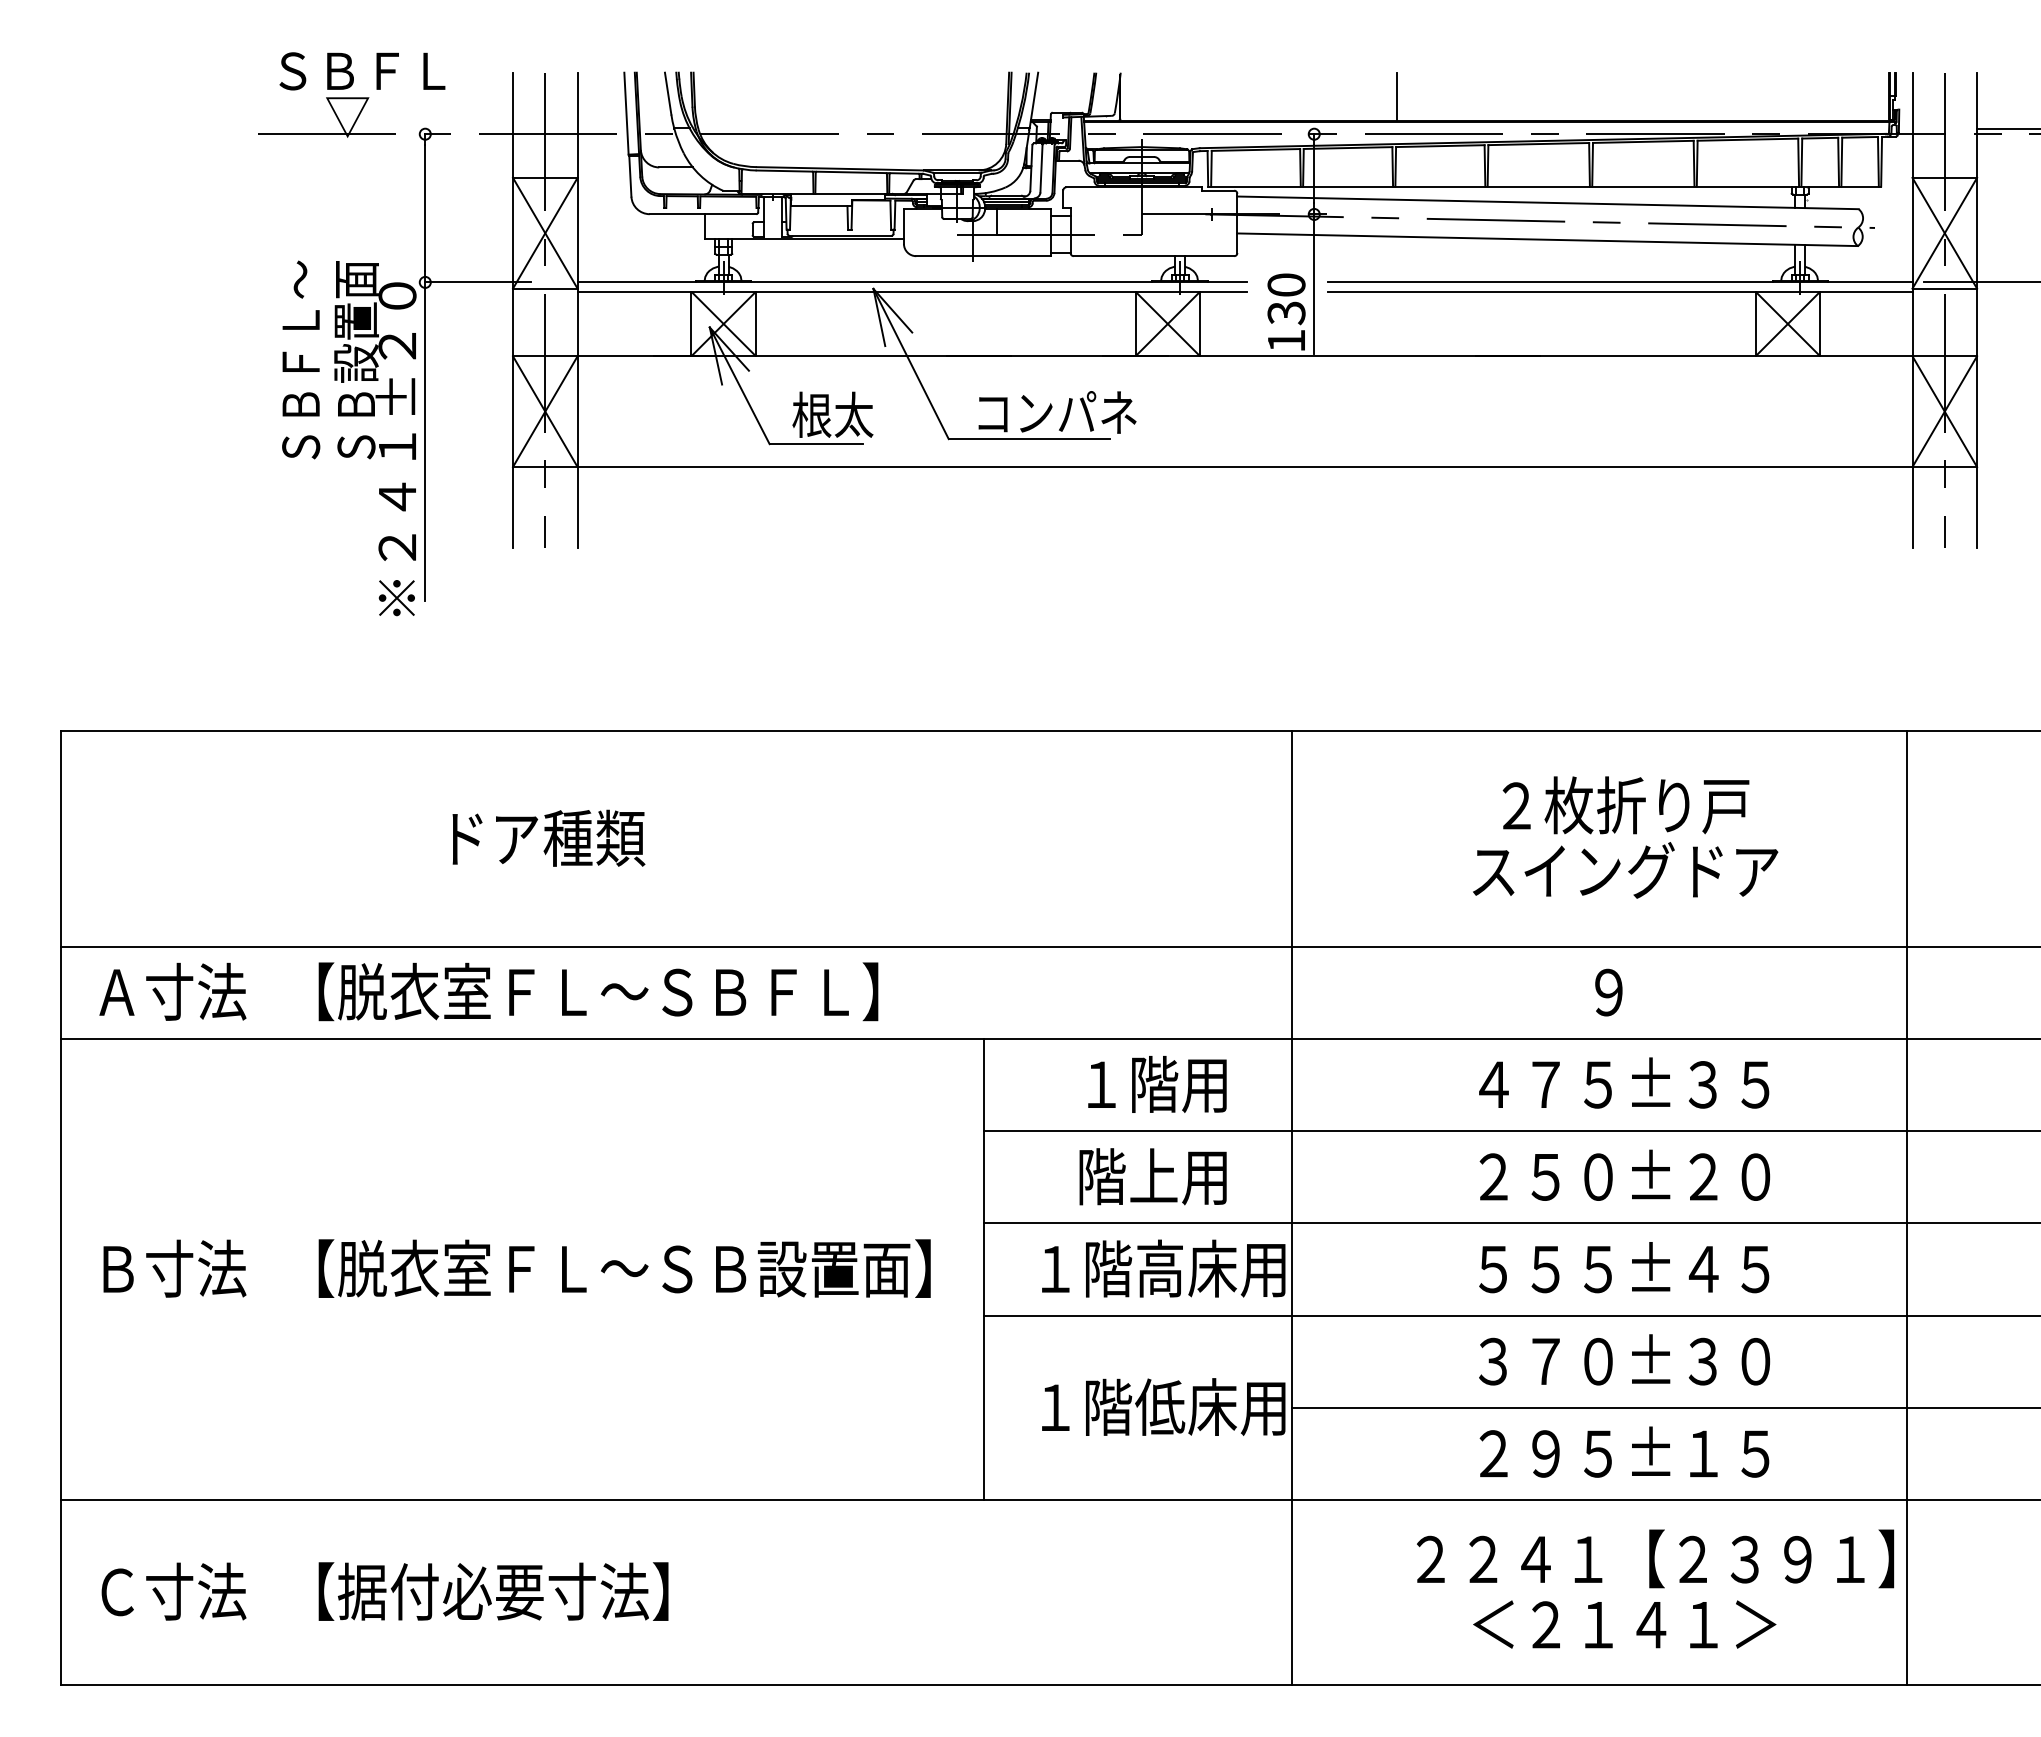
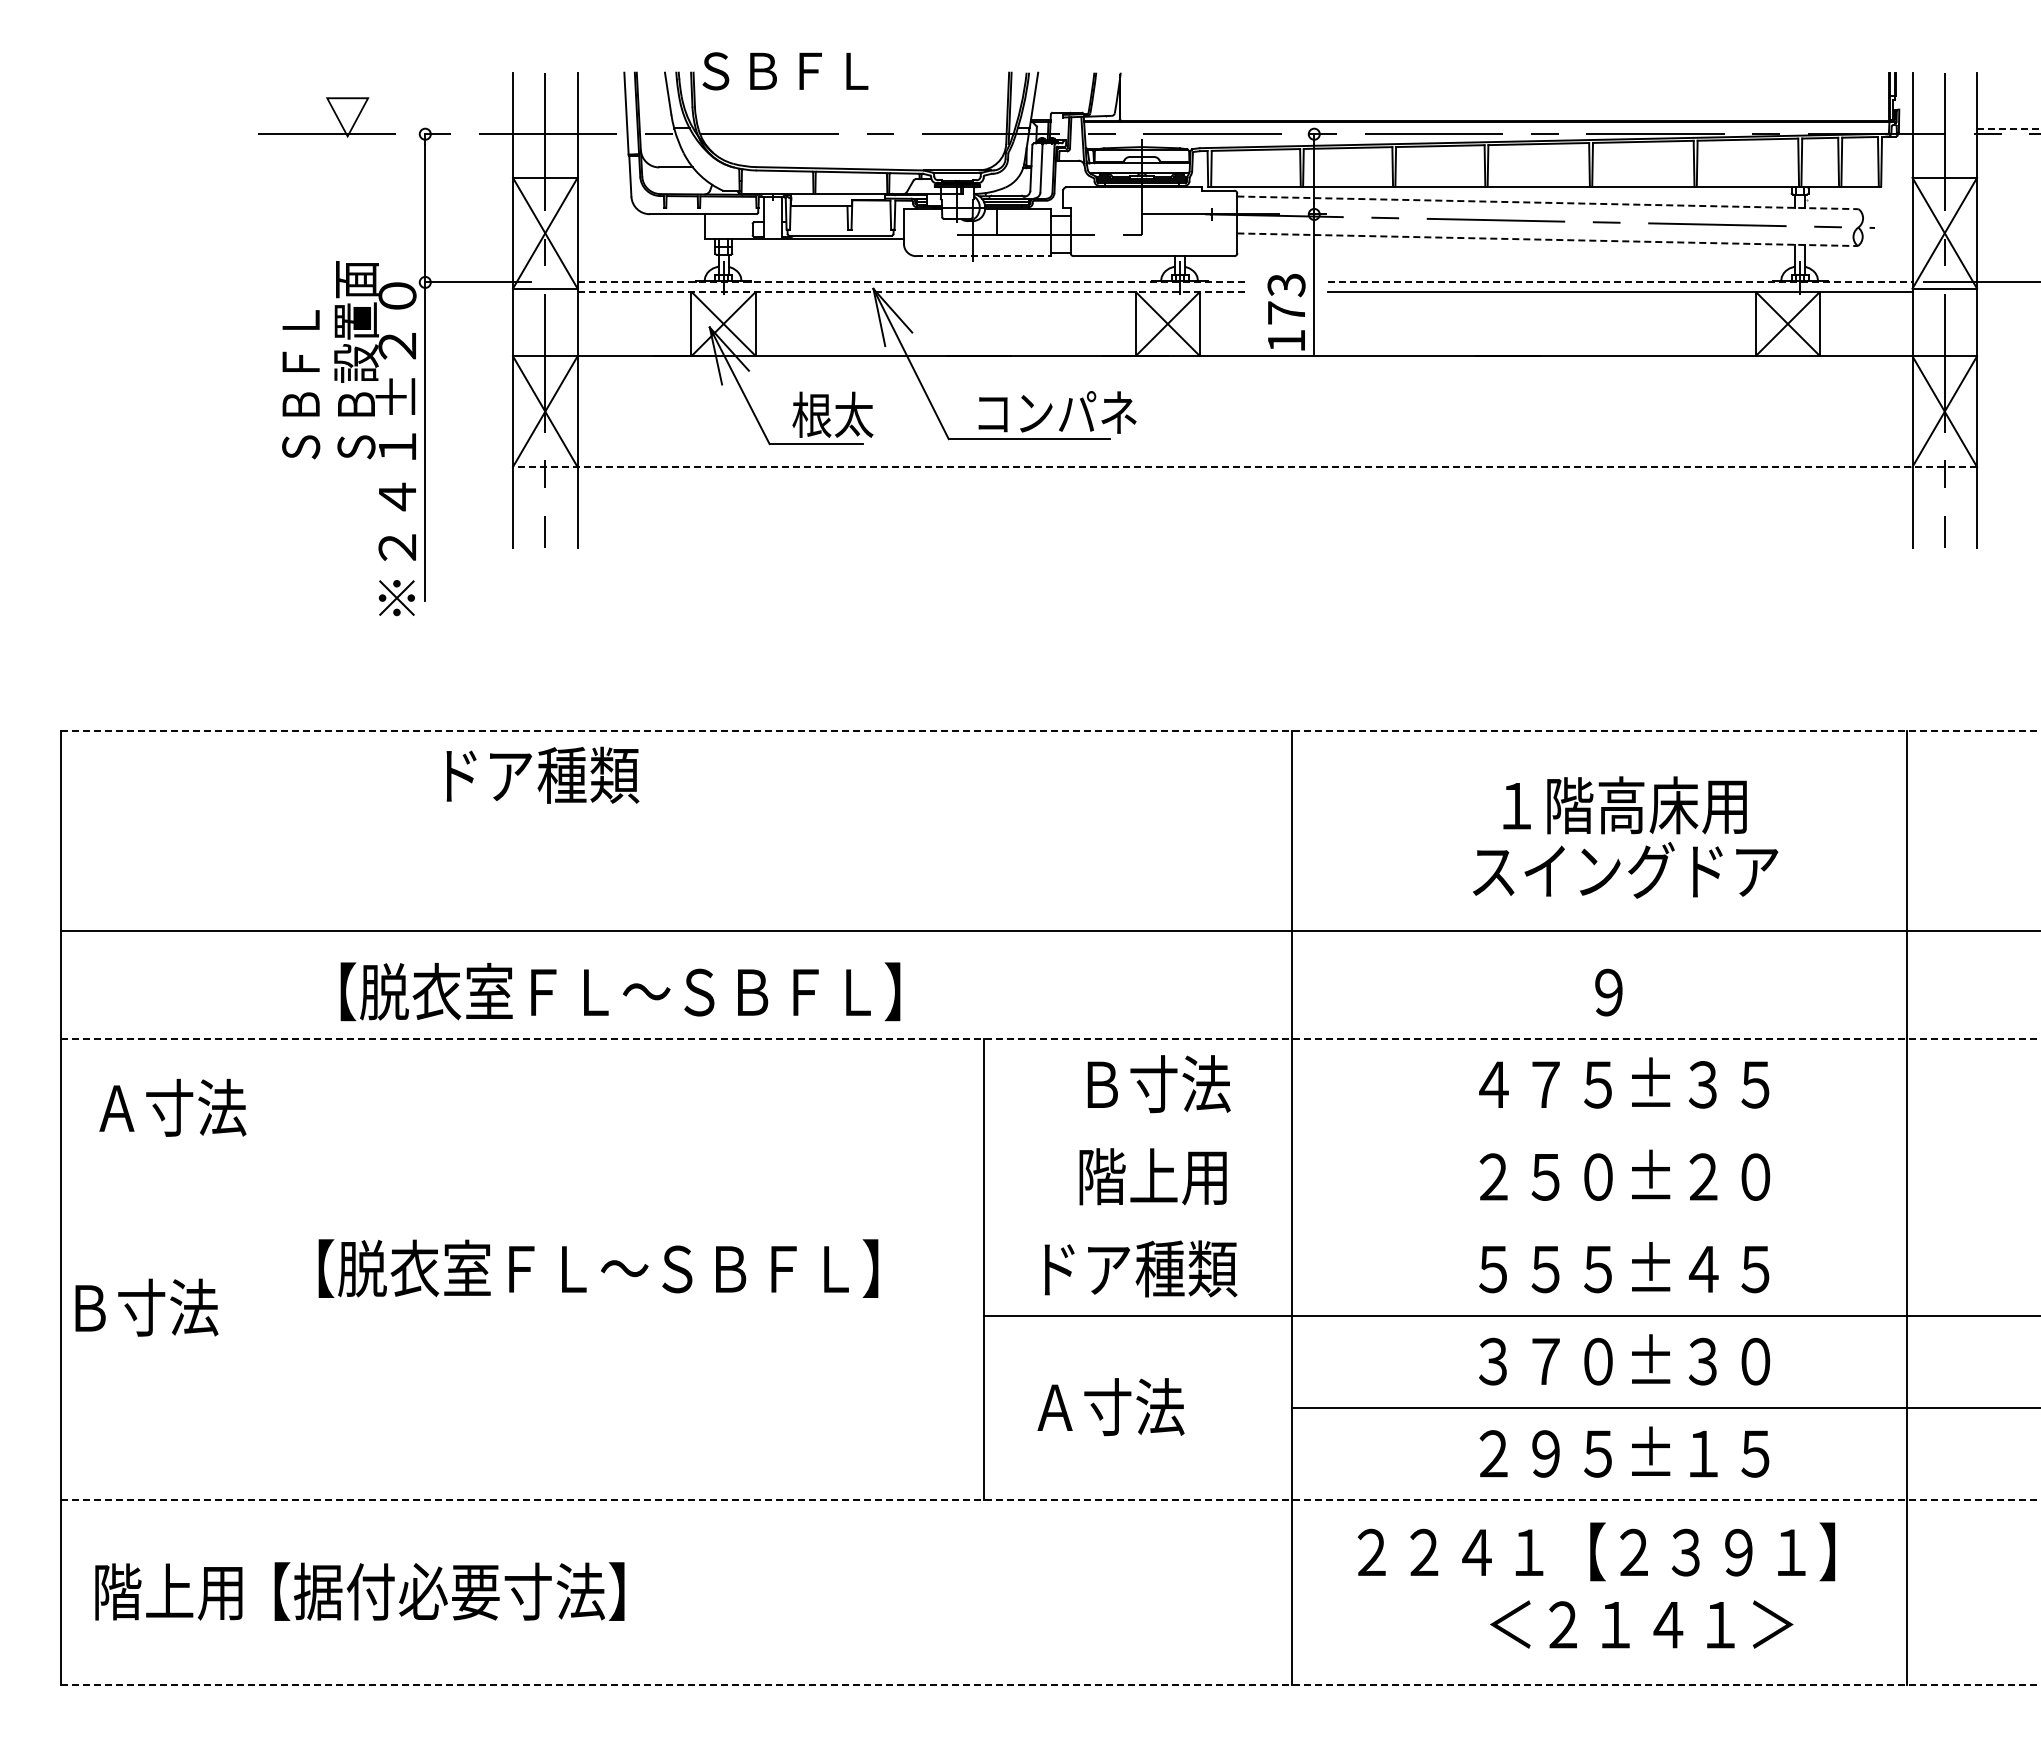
text position: (362, 71) -> (785, 71) (785, 71)
line: present -> none (1397, 96)
line: solid -> dashed (2009, 128)
line: solid -> dashed (1548, 202)
line: solid -> dashed (1548, 239)
line: solid -> dashed (984, 256)
text: ＳＢＦＬ～ -> ＳＢＦＬ (300, 279)
line: solid -> dashed (912, 282)
line: solid -> dashed (1620, 282)
line: solid -> dashed (912, 291)
text: 130 -> 173 (1286, 299)
line: solid -> dashed (1244, 467)
line: solid -> dashed (1051, 731)
text: ２枚折り戸 -> １階高床用 (1625, 805)
text position: (548, 837) -> (542, 774) (542, 774)
line position: (1049, 946) -> (1049, 930) (1049, 930)
text position: (172, 991) -> (172, 1107) (172, 1107)
text position: (598, 991) -> (620, 991) (620, 991)
line: solid -> dashed (1051, 1038)
text: １階用 -> Ｂ寸法 (1158, 1084)
line: present -> none (1510, 1131)
line: present -> none (1510, 1223)
text position: (174, 1268) -> (146, 1307) (146, 1307)
text: 【脱衣室ＦＬ～ＳＢ設置面】 -> 【脱衣室ＦＬ～ＳＢＦＬ】 (843, 1268)
text: １階高床用 -> ドア種類 (1163, 1268)
text: １階低床用 -> Ａ寸法 (1161, 1407)
line: solid -> dashed (1051, 1500)
text position: (1655, 1558) -> (1596, 1551) (1596, 1551)
text: Ｃ寸法 -> 階上用 (170, 1591)
text position: (493, 1591) -> (449, 1591) (449, 1591)
text position: (1624, 1624) -> (1641, 1624) (1641, 1624)
line: solid -> dashed (1051, 1684)
